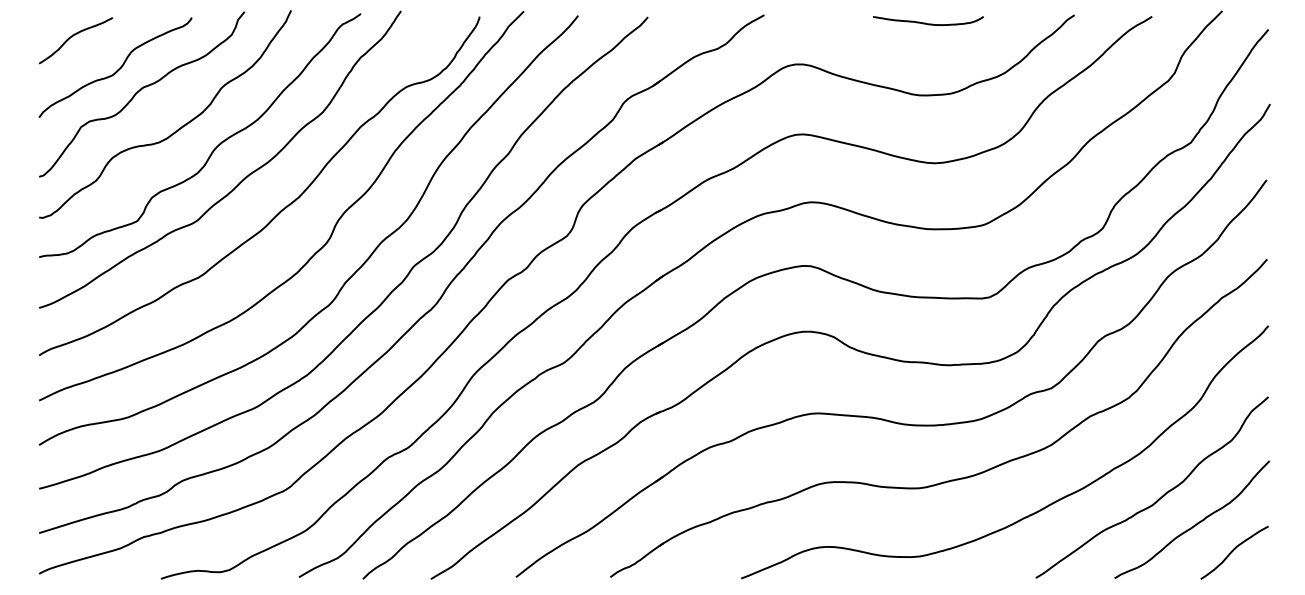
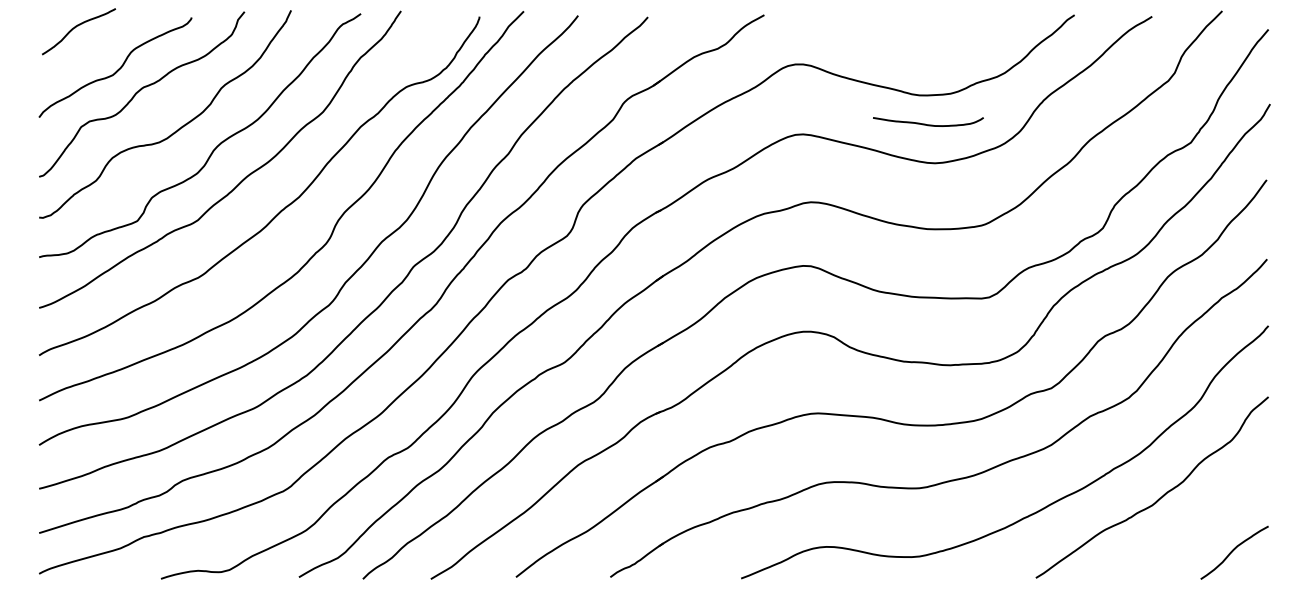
curve position: (928, 23) -> (928, 124) (928, 124)
curve position: (73, 36) -> (76, 27) (76, 27)
curve: present -> none (1194, 524)
